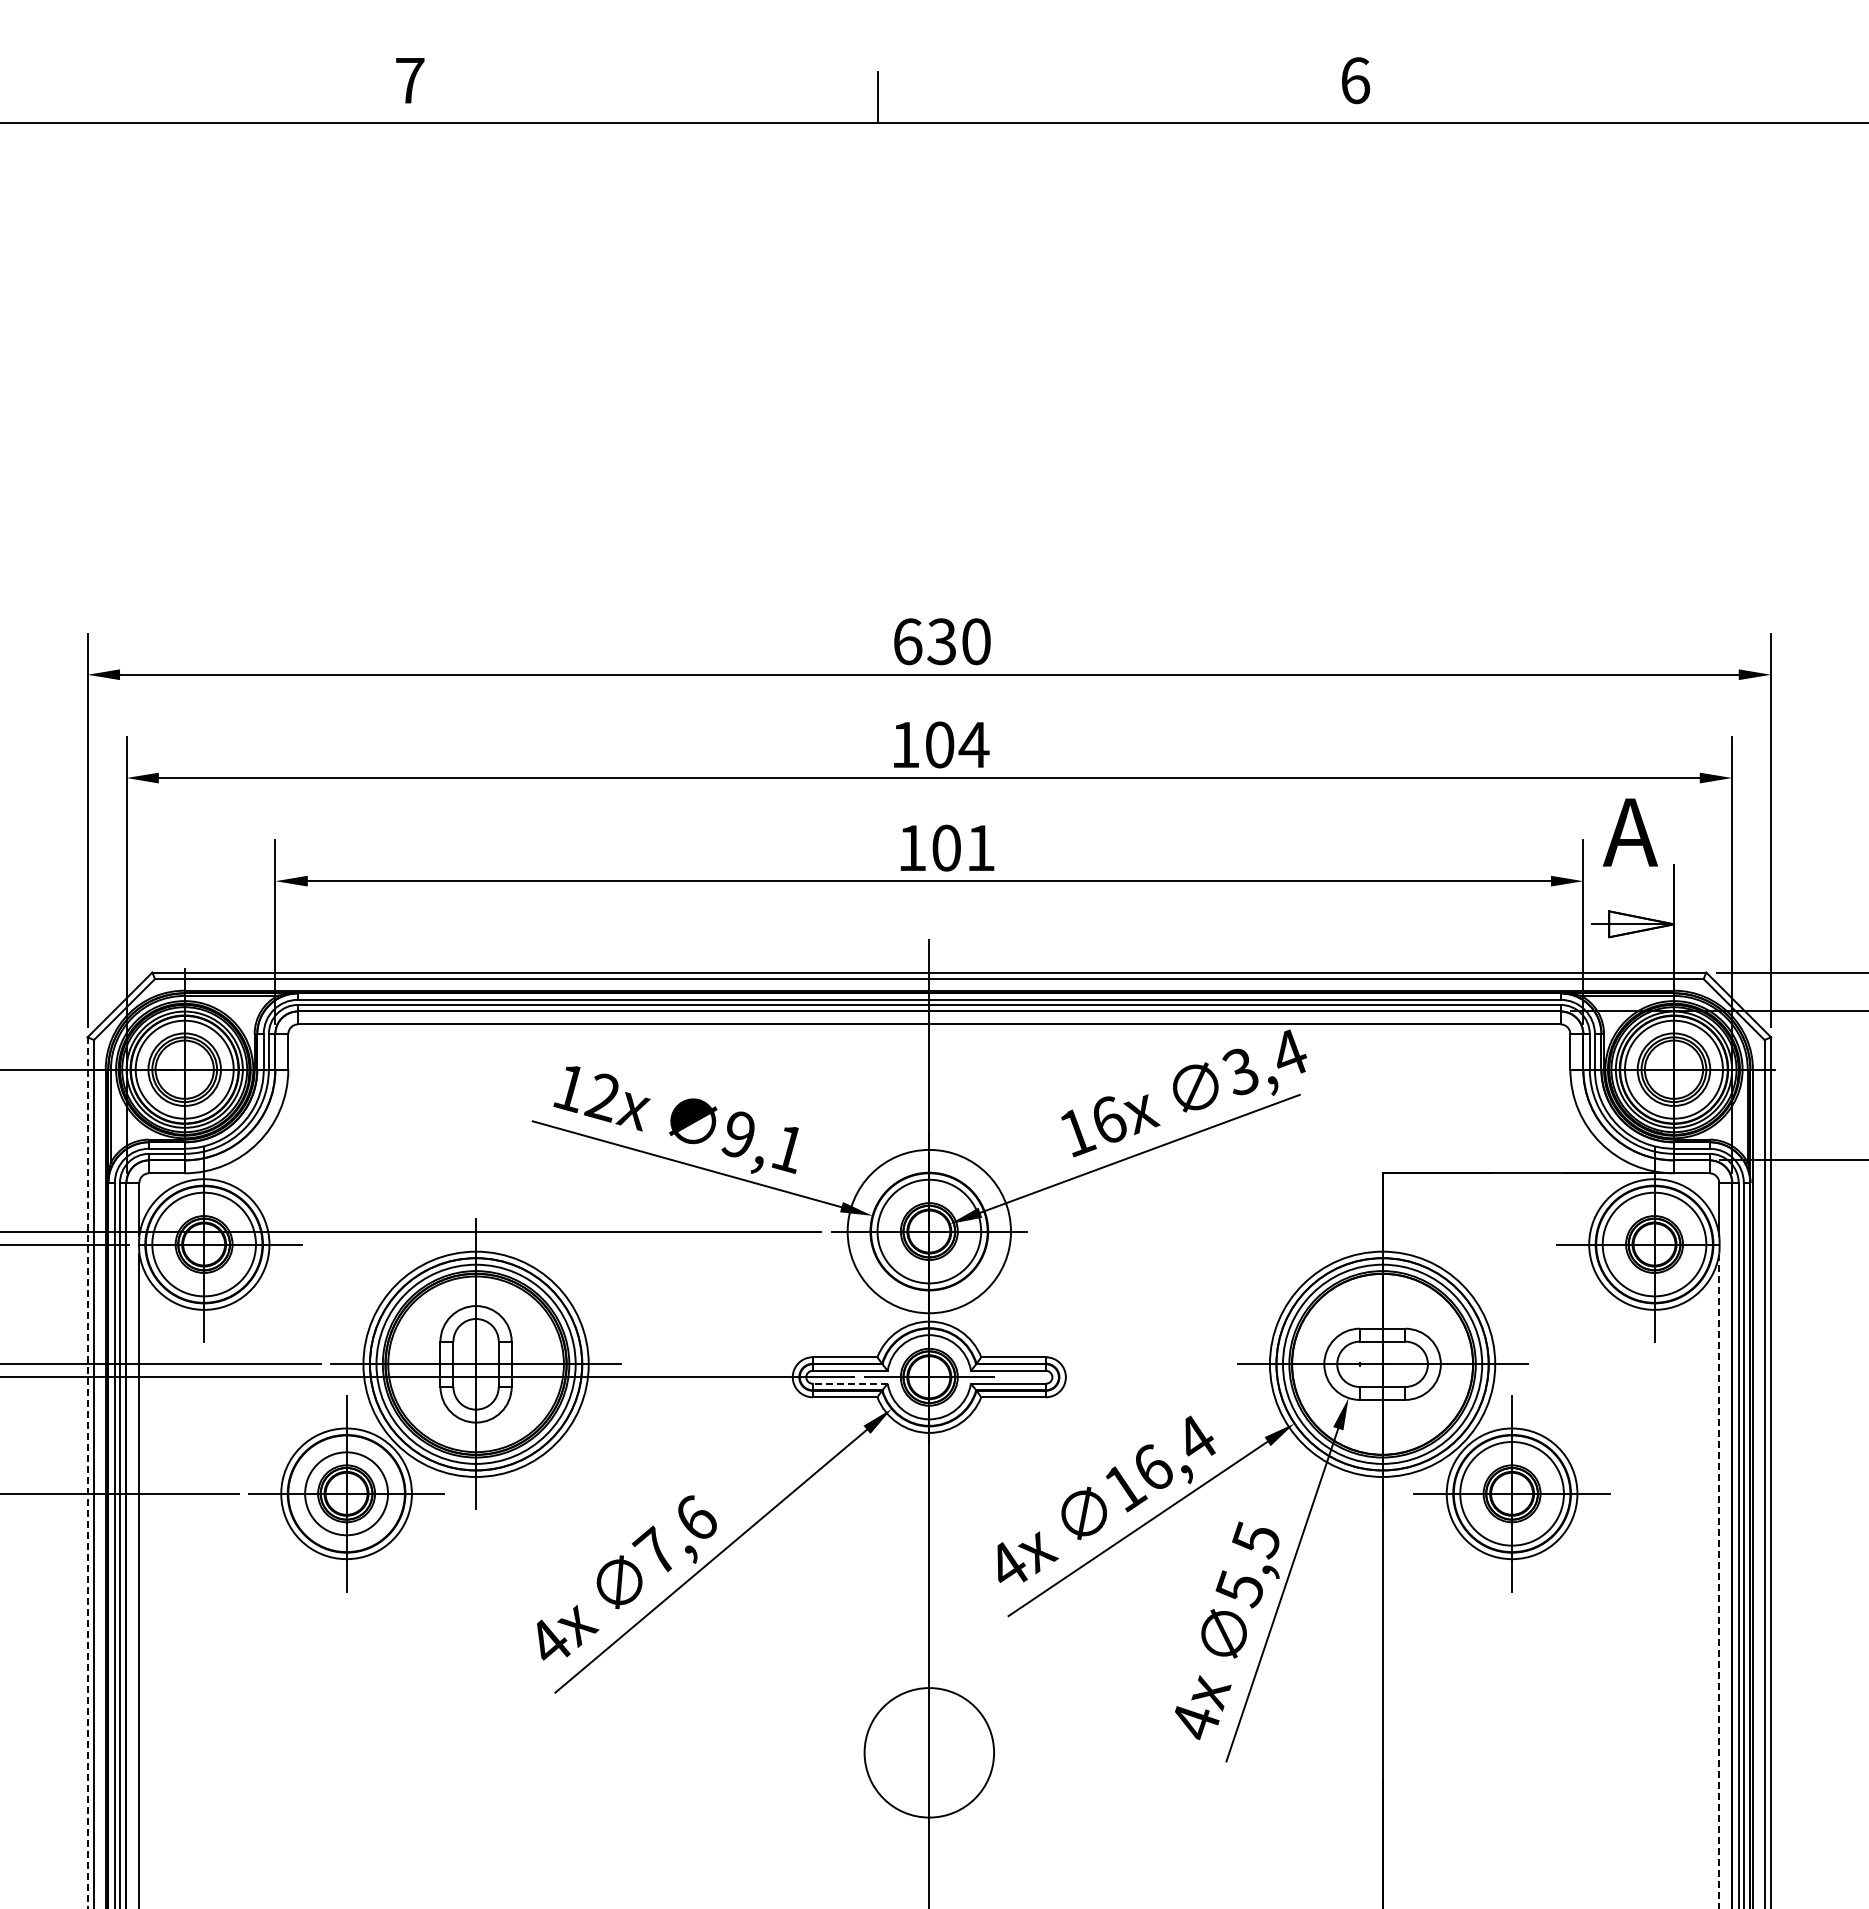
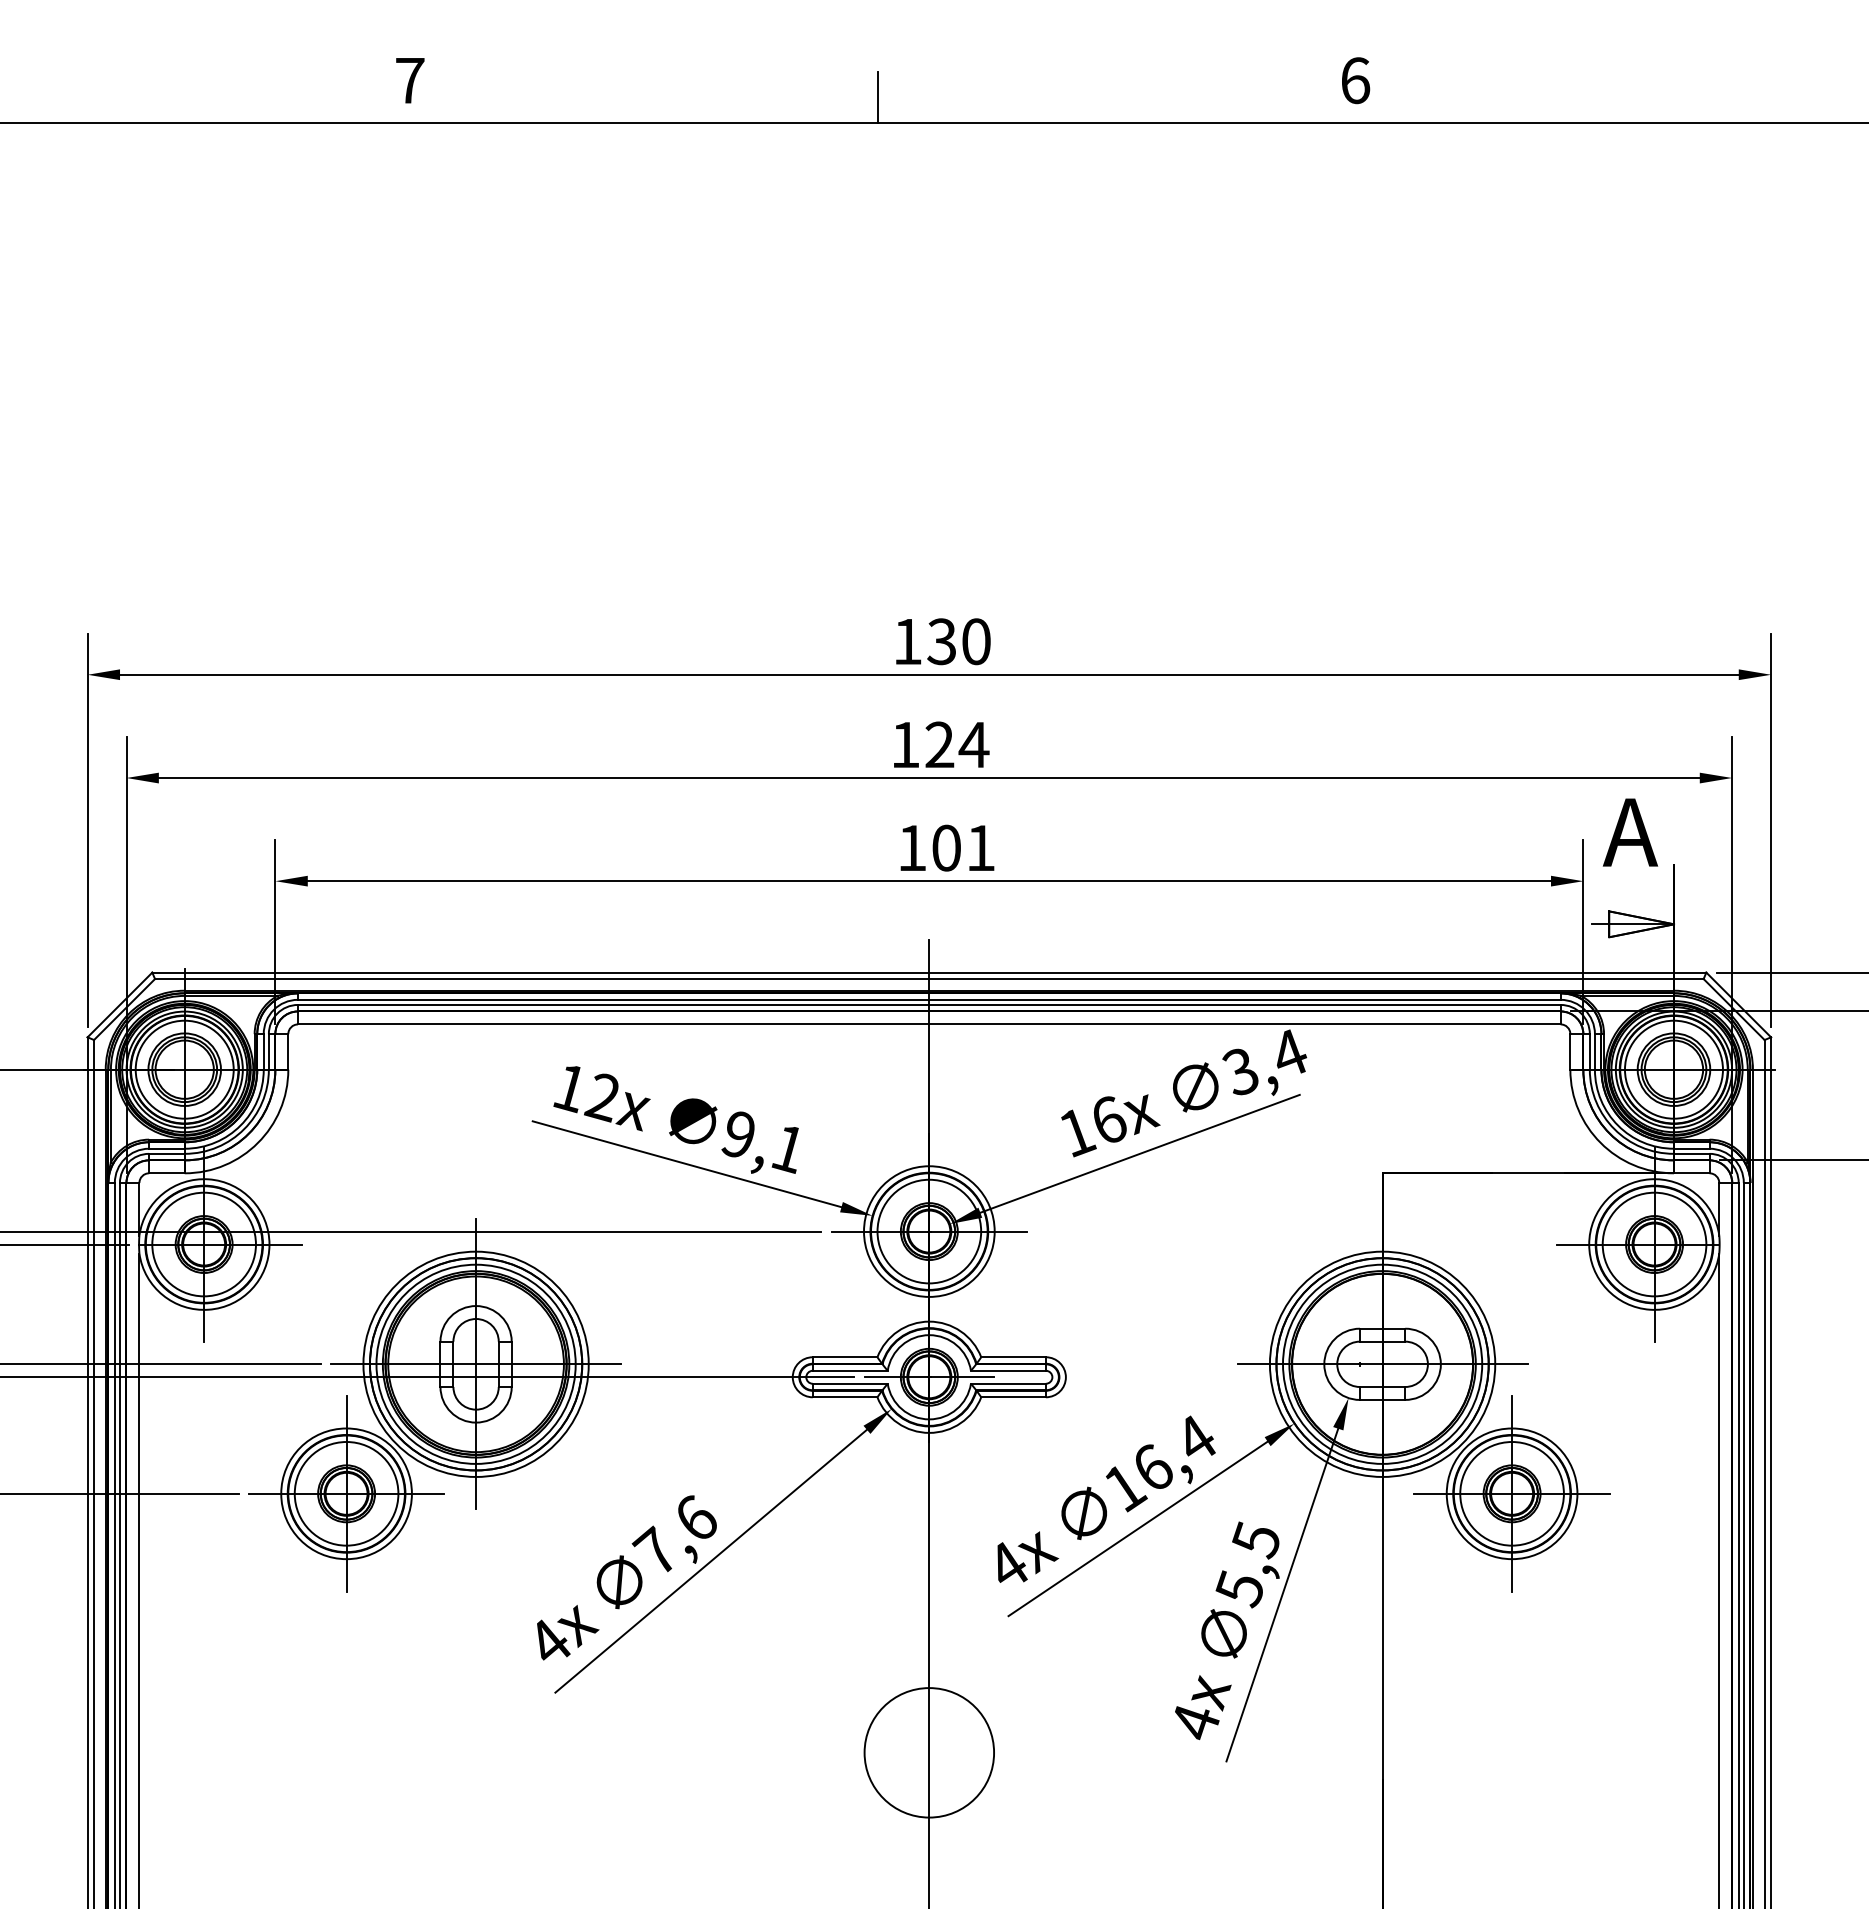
text: 630 -> 130 (908, 641)
text: 104 -> 124 (939, 744)
circle diameter: 163 px -> 131 px (929, 1231)
line: dashed -> solid (849, 1383)
line: dashed -> solid (87, 1473)
circle diameter: 83 px -> 104 px (346, 1493)
line: dashed -> solid (1719, 1581)
